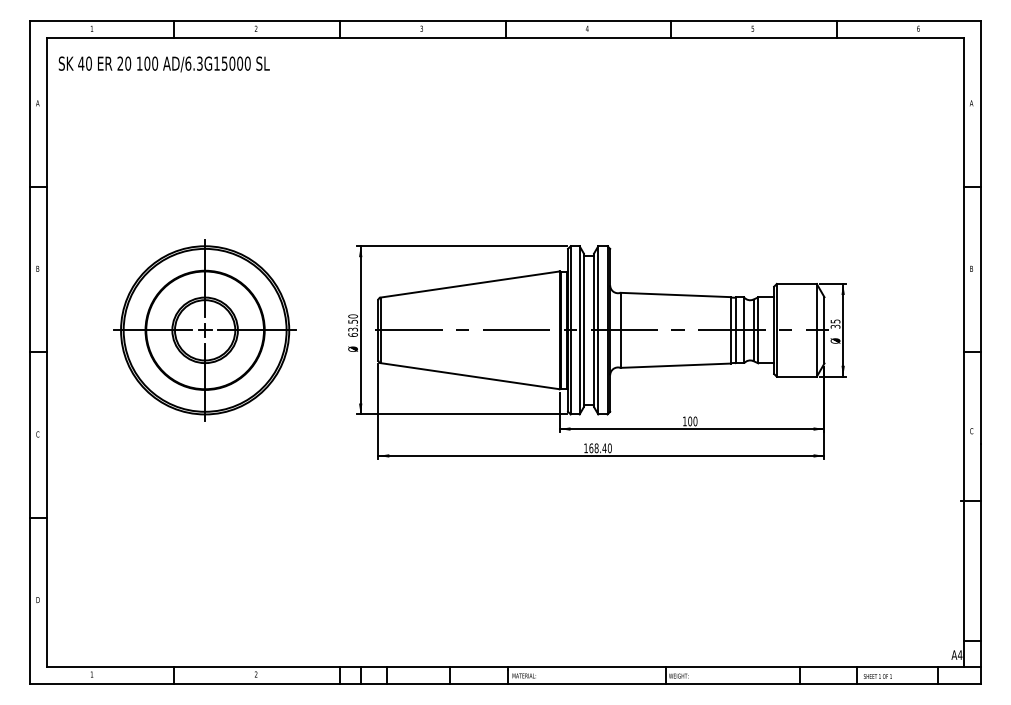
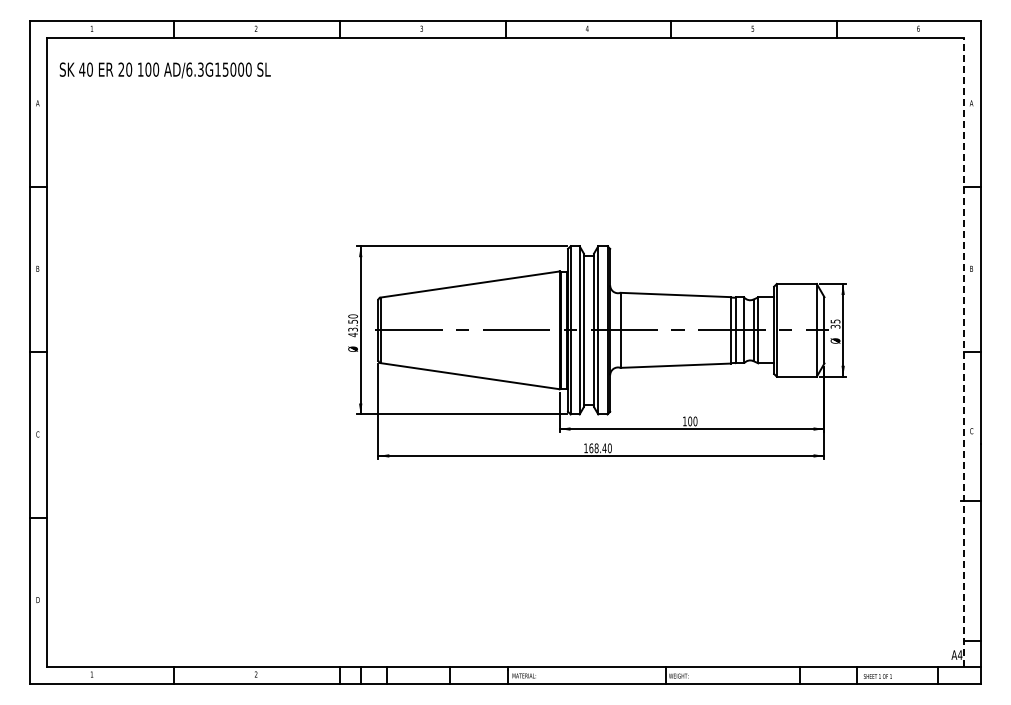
text position: (163, 64) -> (164, 70) (164, 70)
part: present -> none (204, 330)
text: 63.50 -> 43.50 (352, 335)
line: solid -> dashed (964, 352)
